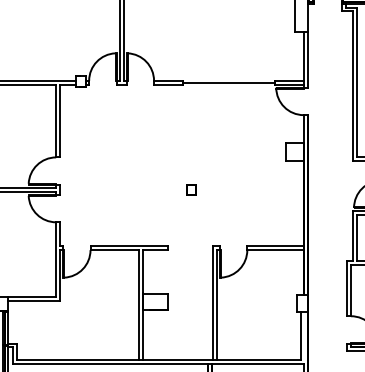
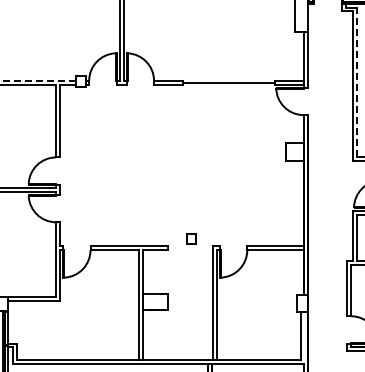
line: solid -> dashed (38, 80)
line: solid -> dashed (357, 82)
part position: (191, 189) -> (191, 238) (191, 238)
